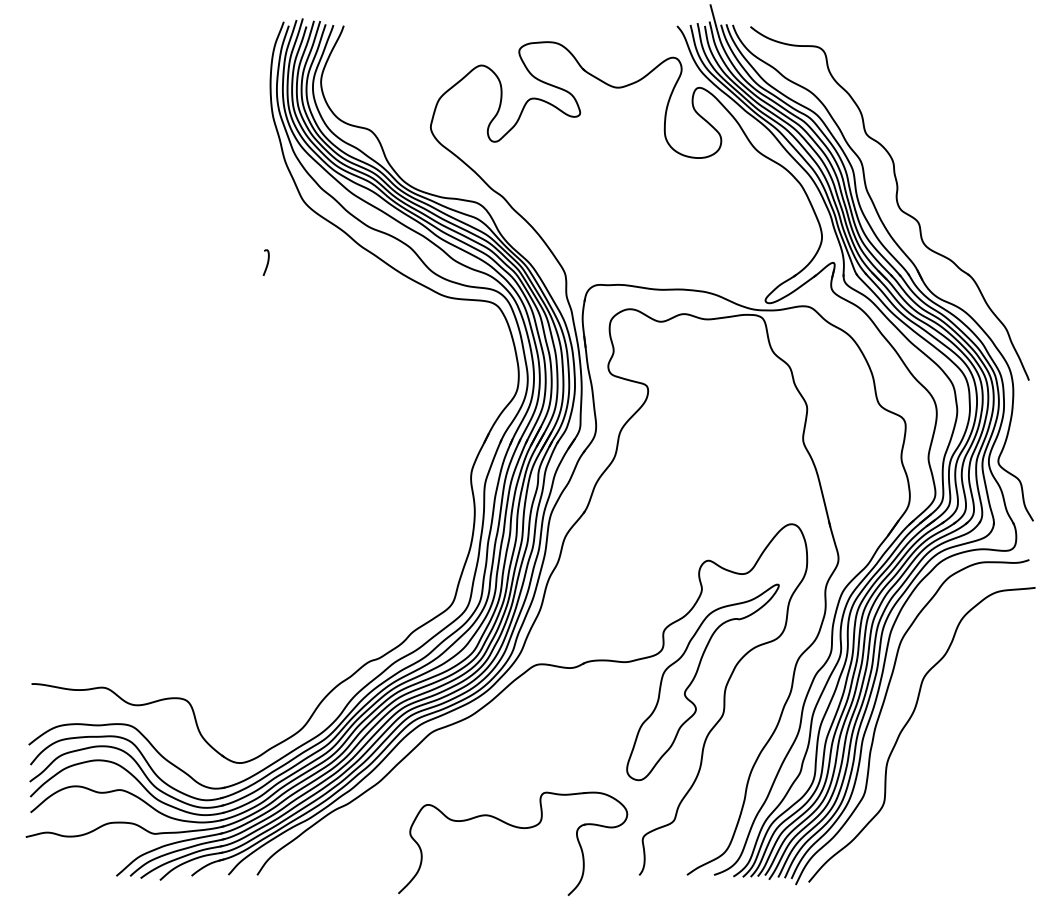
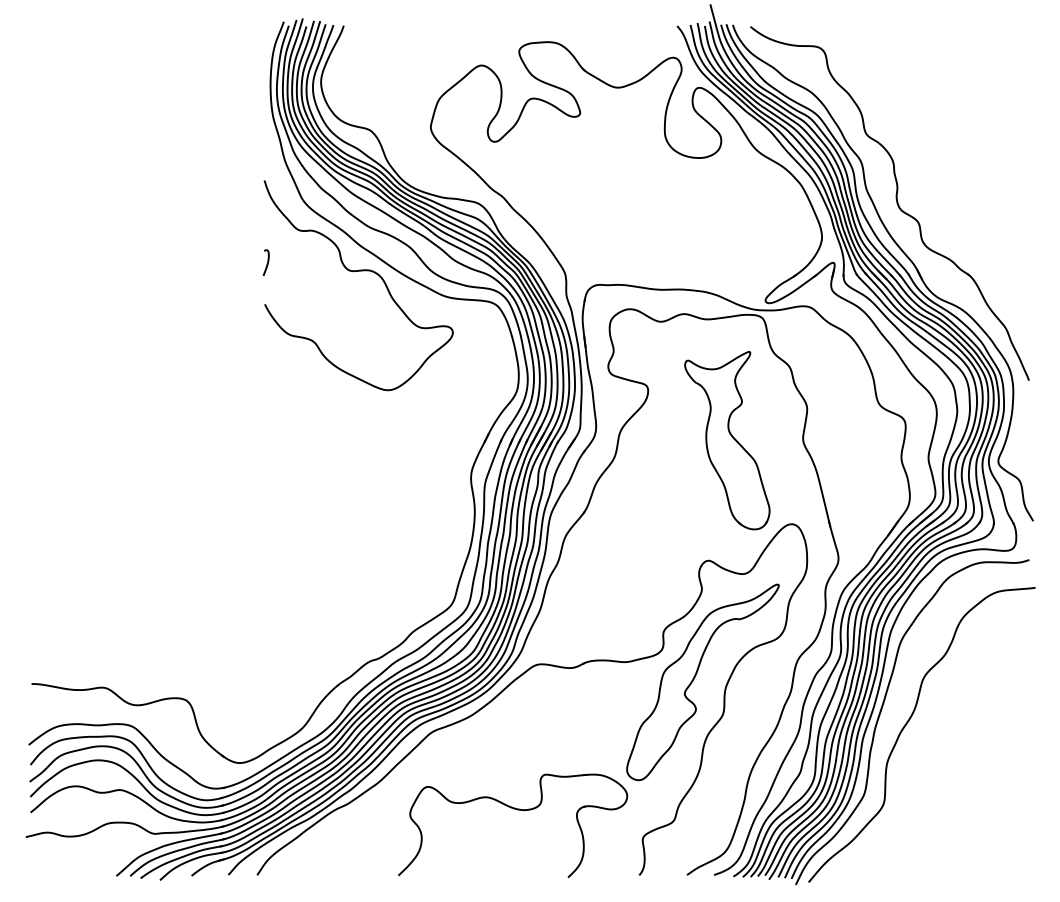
curve: none -> present (354, 272)
part: none -> present (727, 440)
part position: (517, 828) -> (517, 810) (517, 810)
